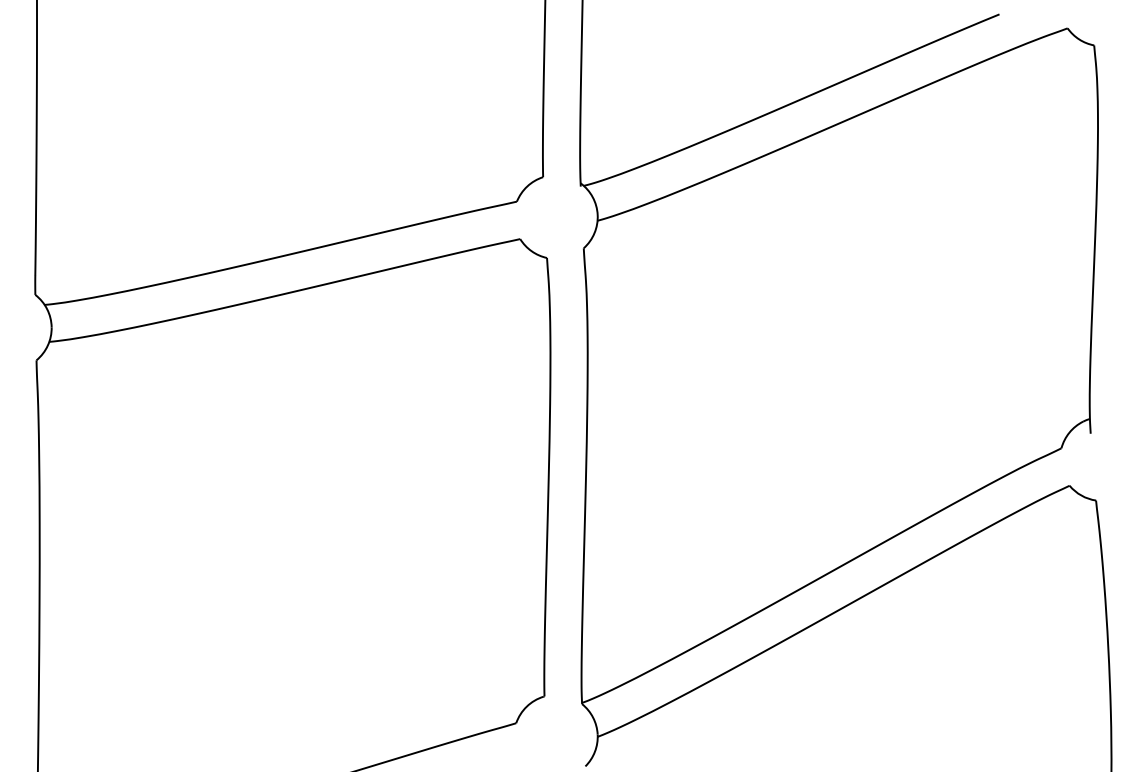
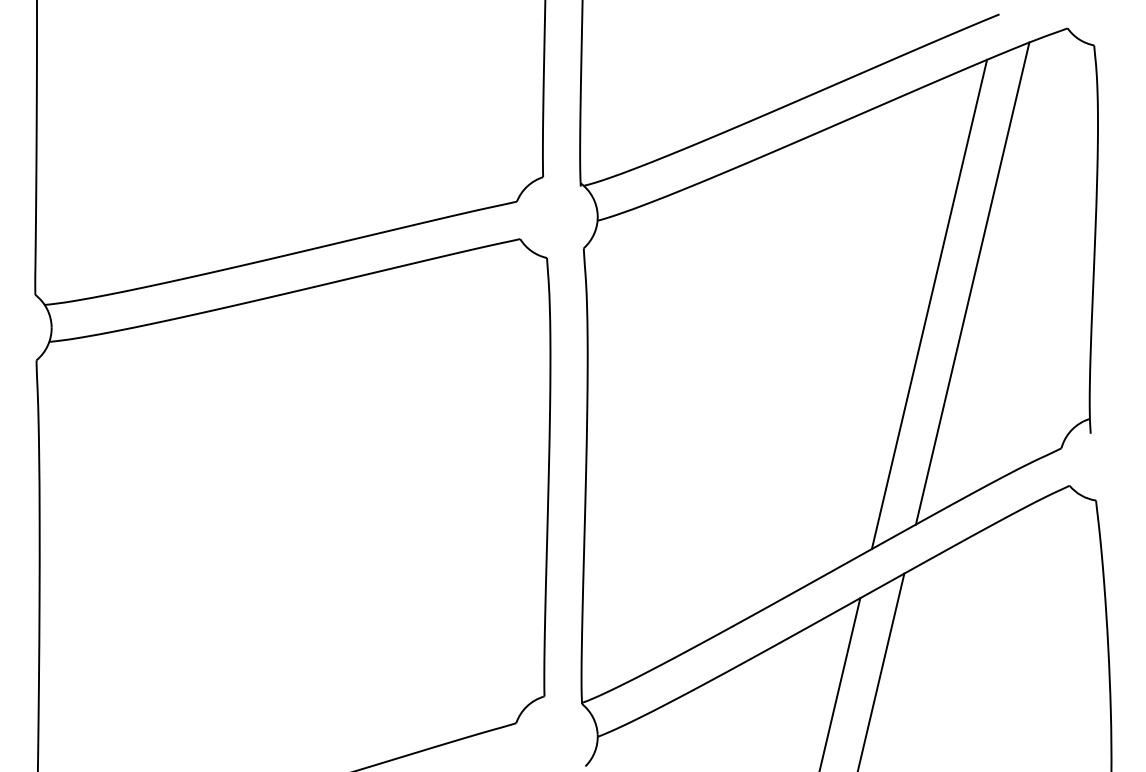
line: none -> present (972, 283)
line: none -> present (929, 304)
line: none -> present (881, 670)
line: none -> present (840, 683)
